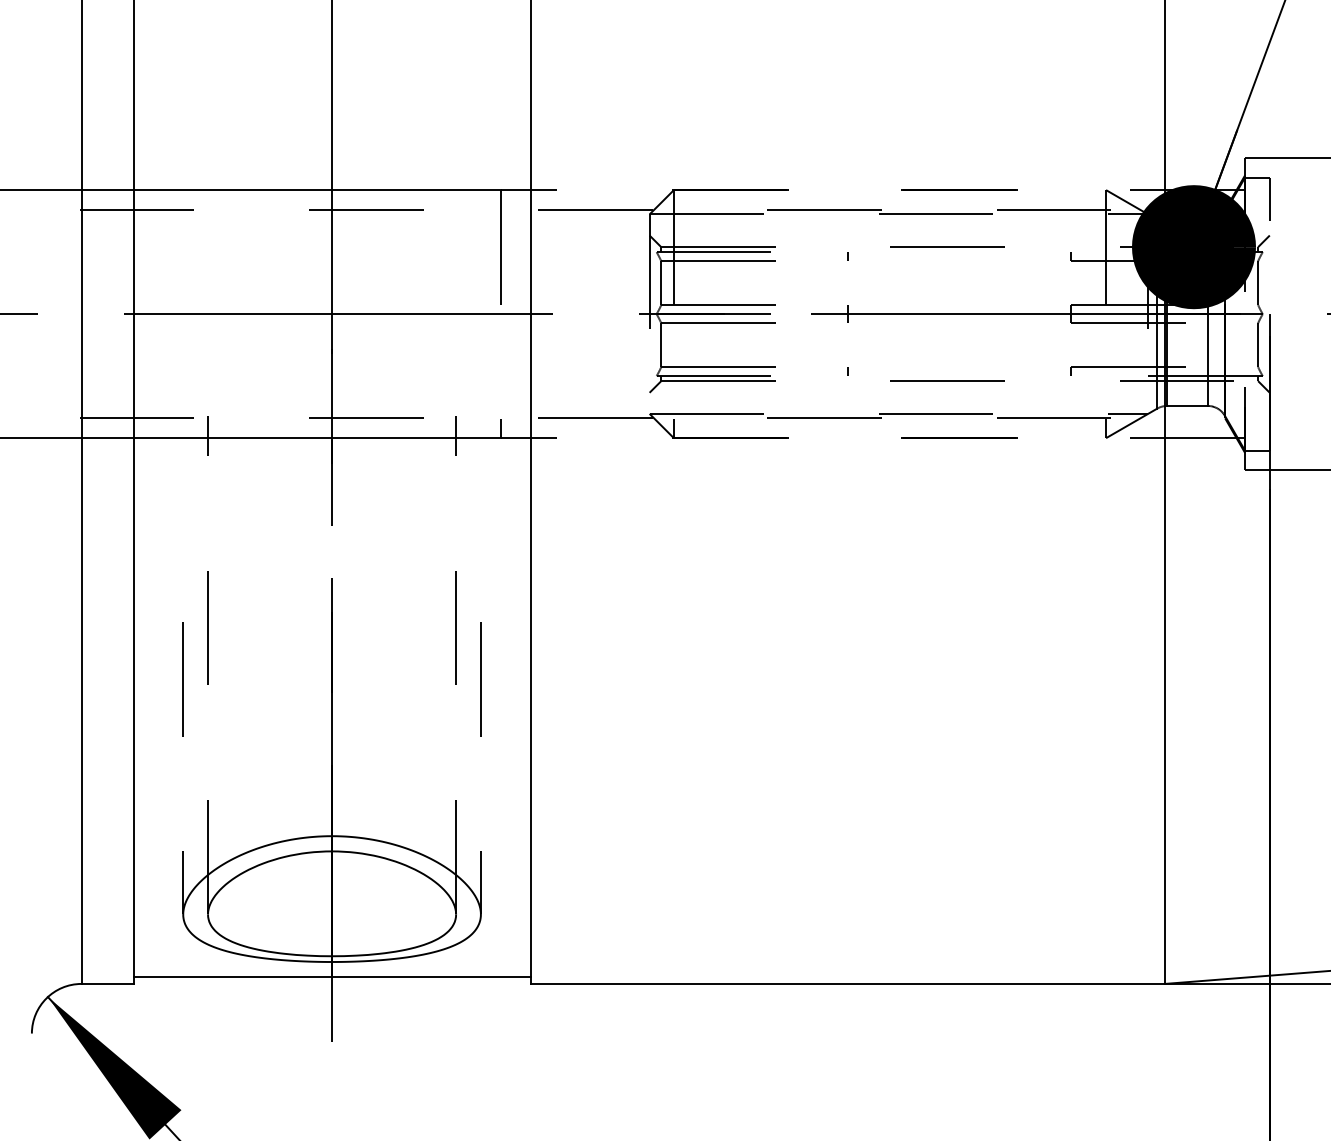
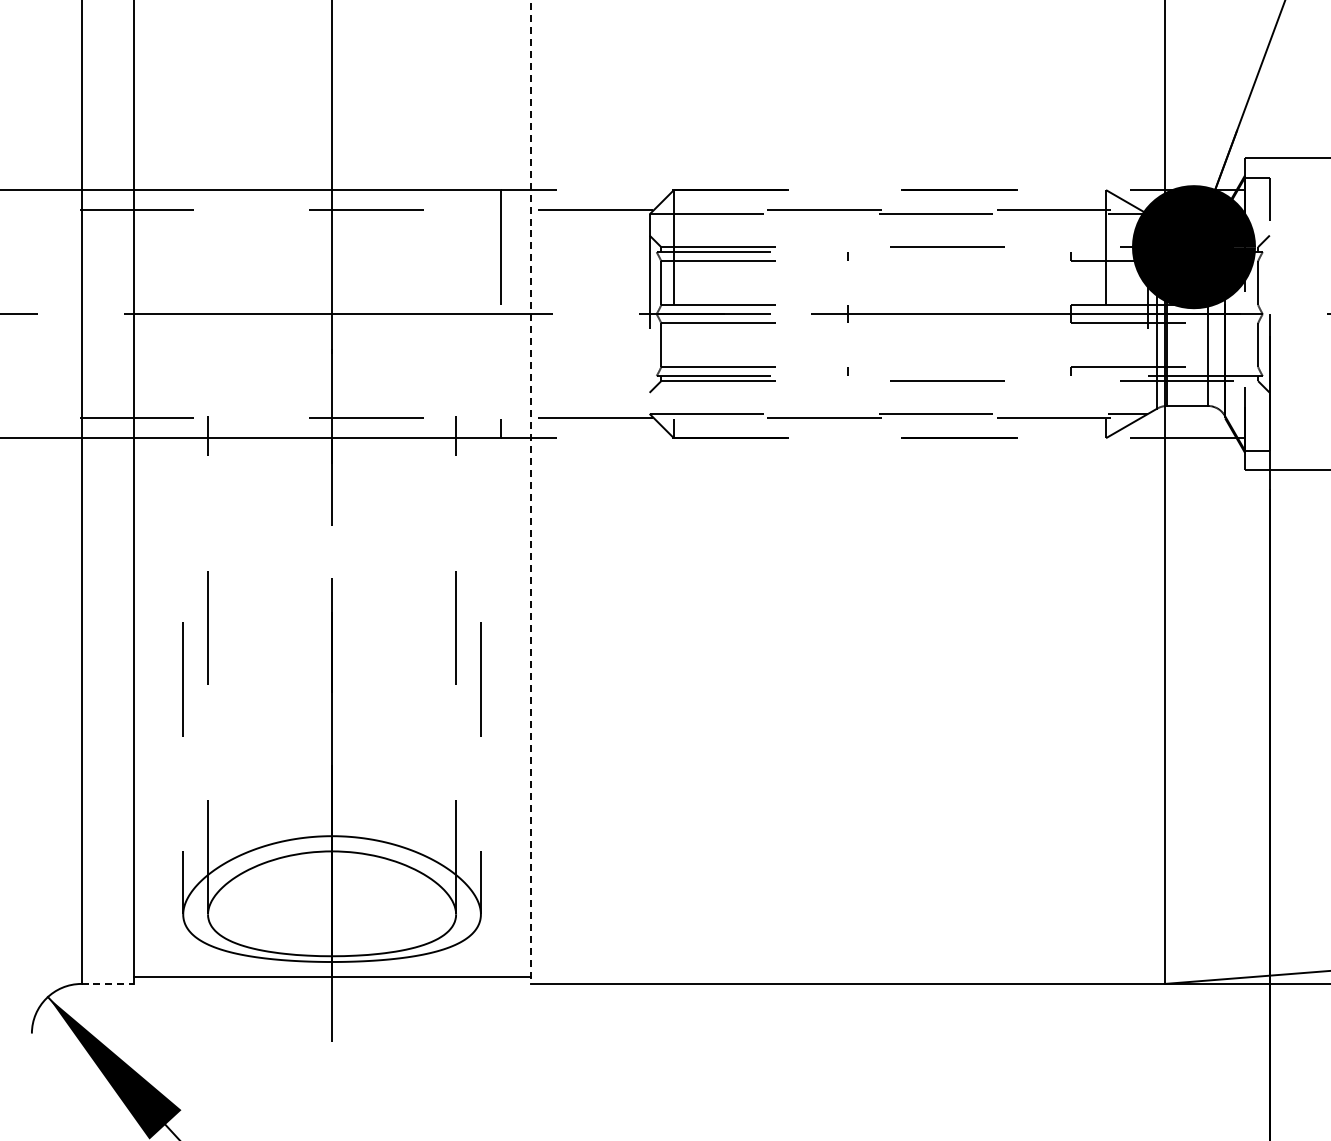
line: solid -> dashed (530, 492)
line: solid -> dashed (108, 983)
